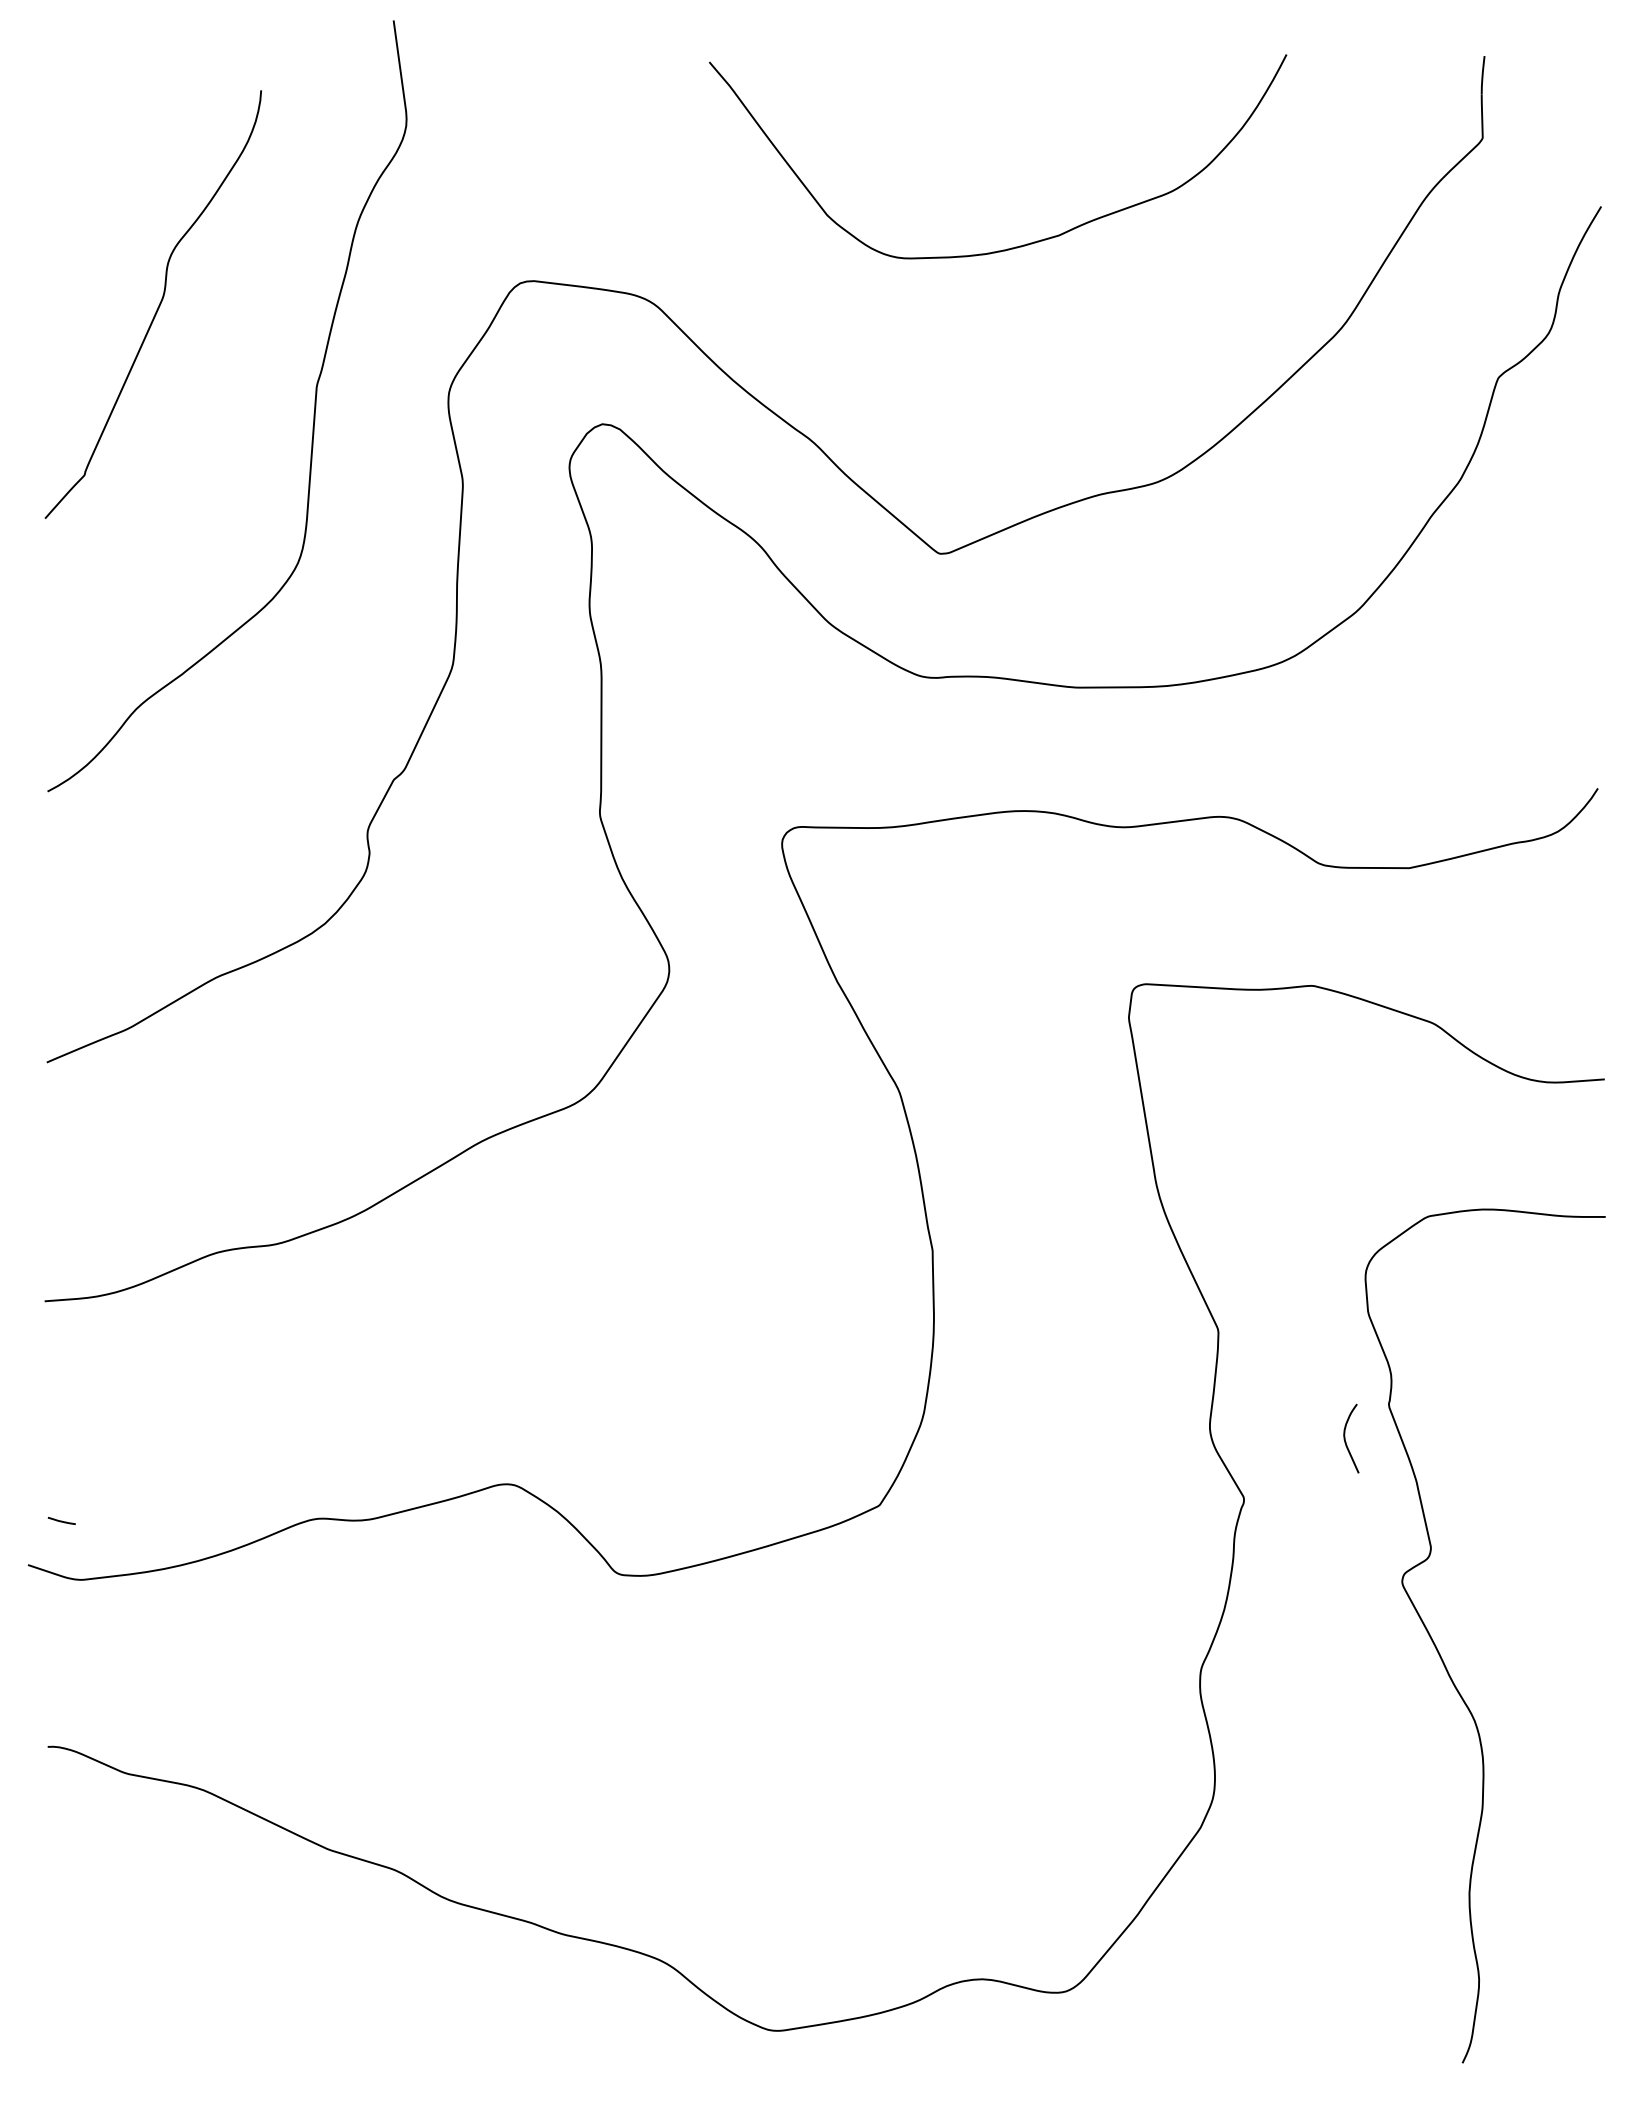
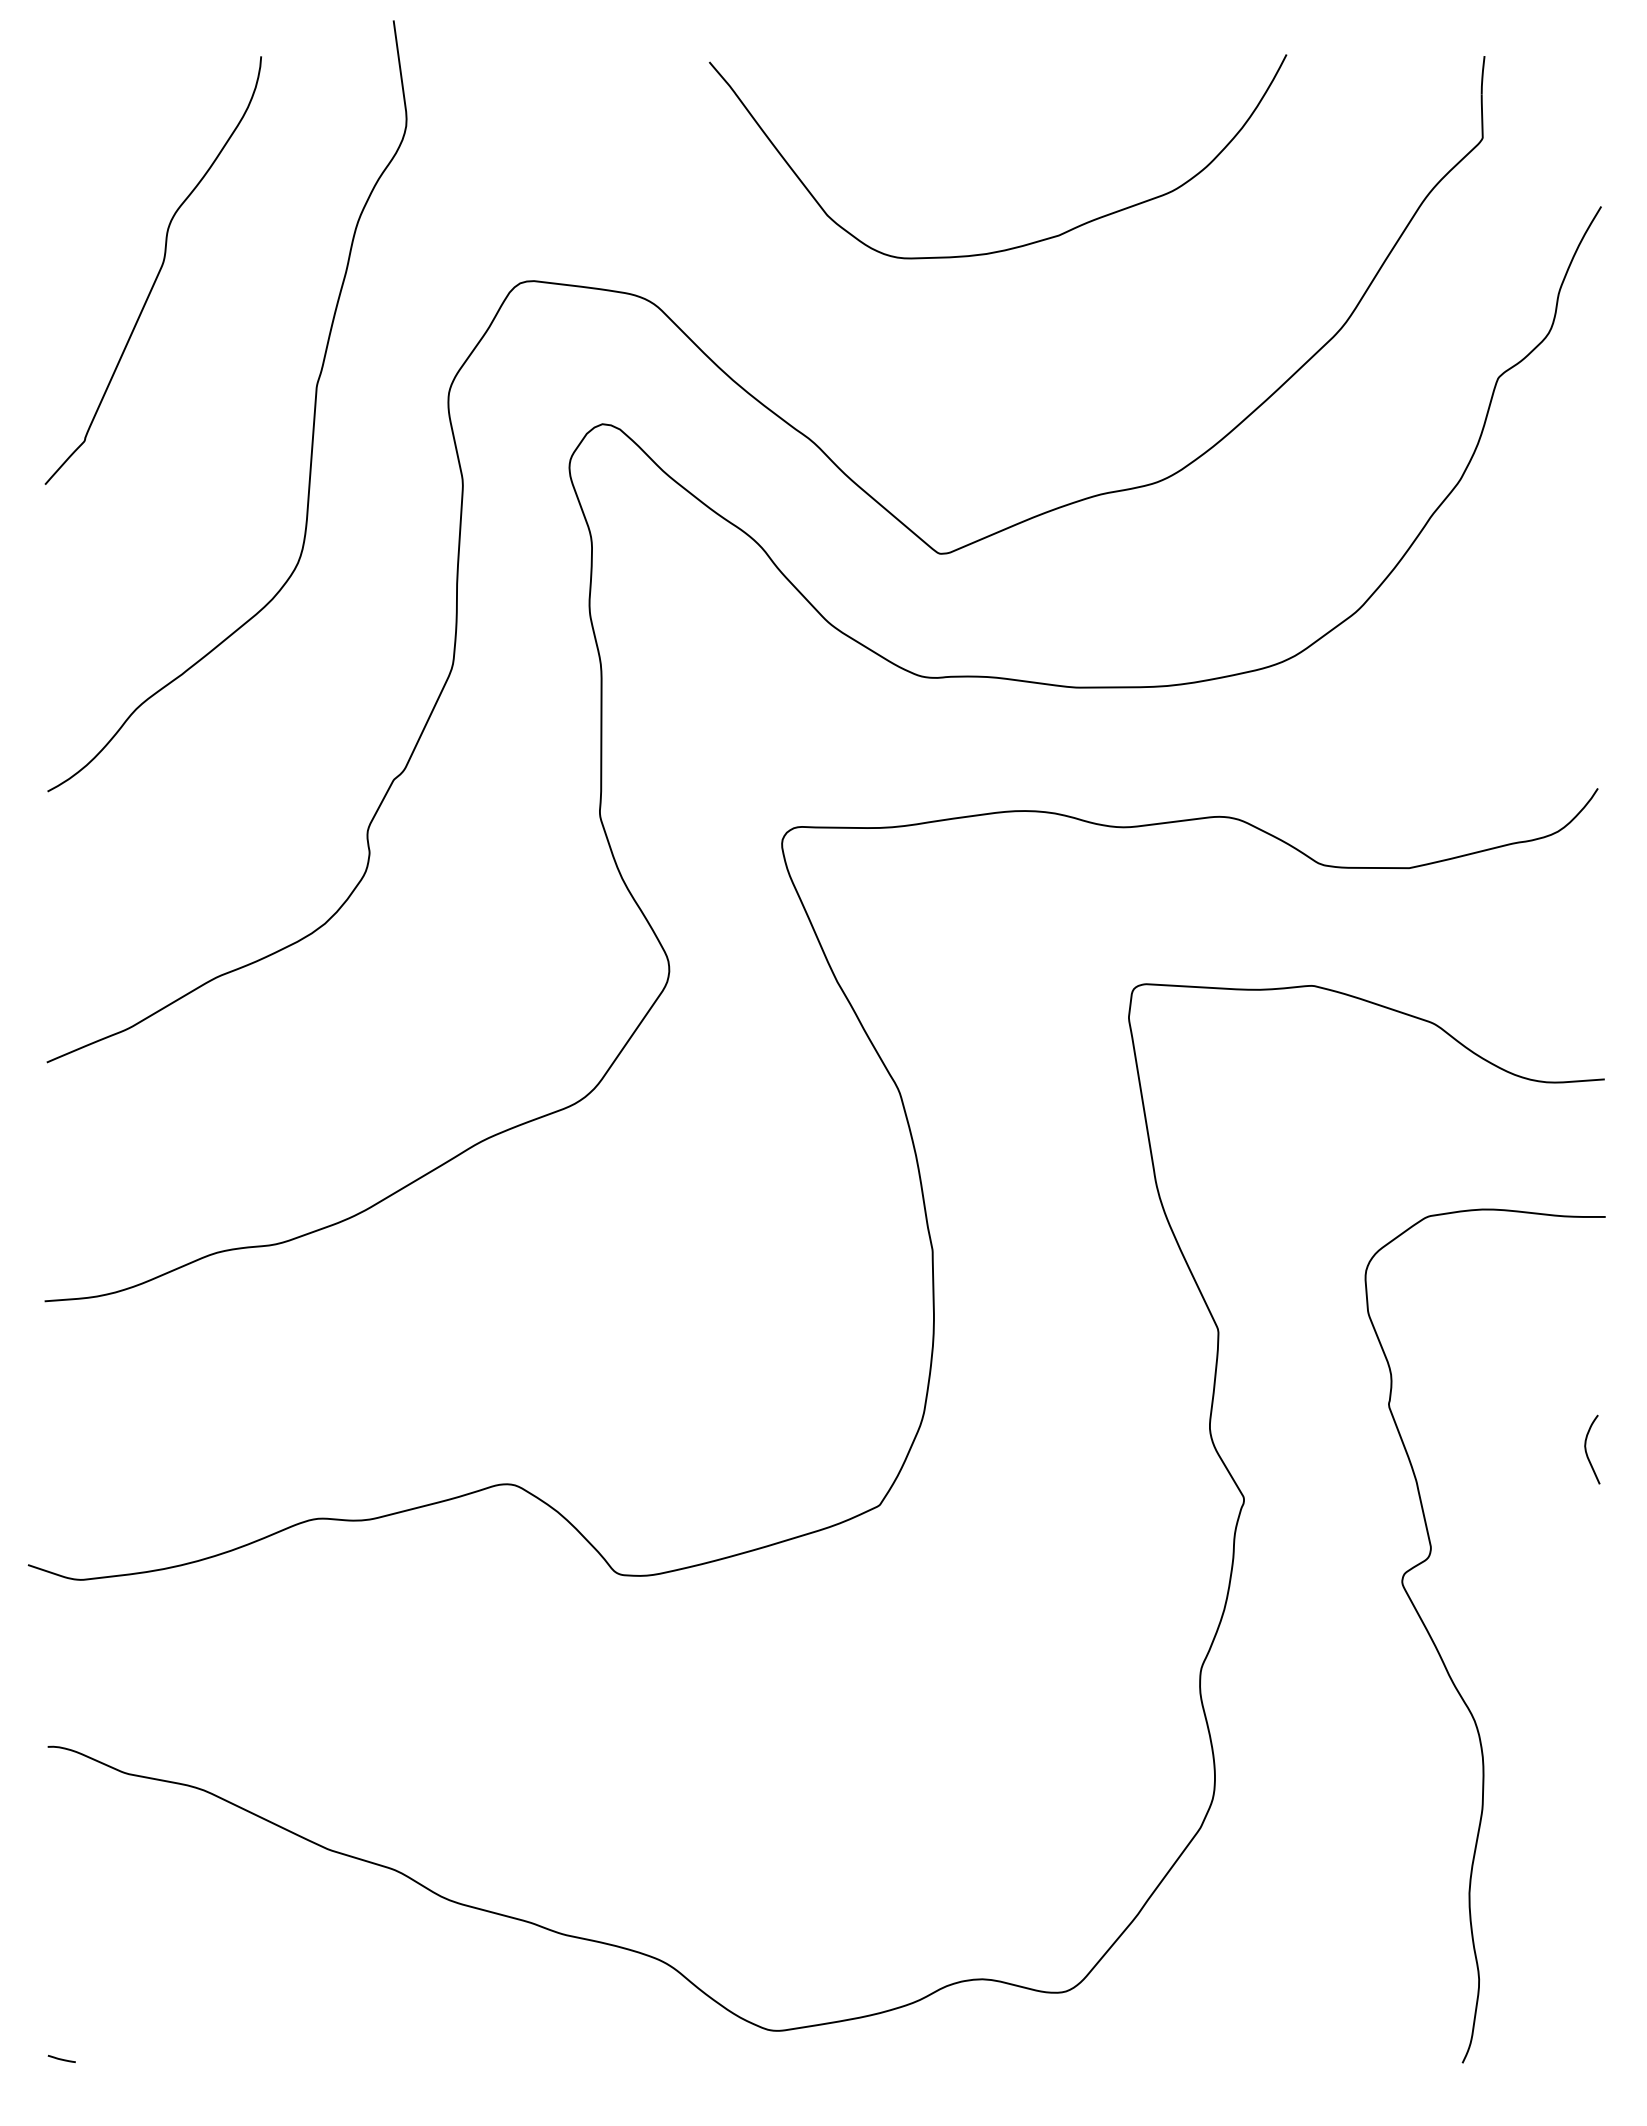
curve position: (157, 307) -> (157, 273) (157, 273)
curve position: (1346, 1441) -> (1587, 1452) (1587, 1452)
line position: (61, 1520) -> (61, 2058) (61, 2058)
